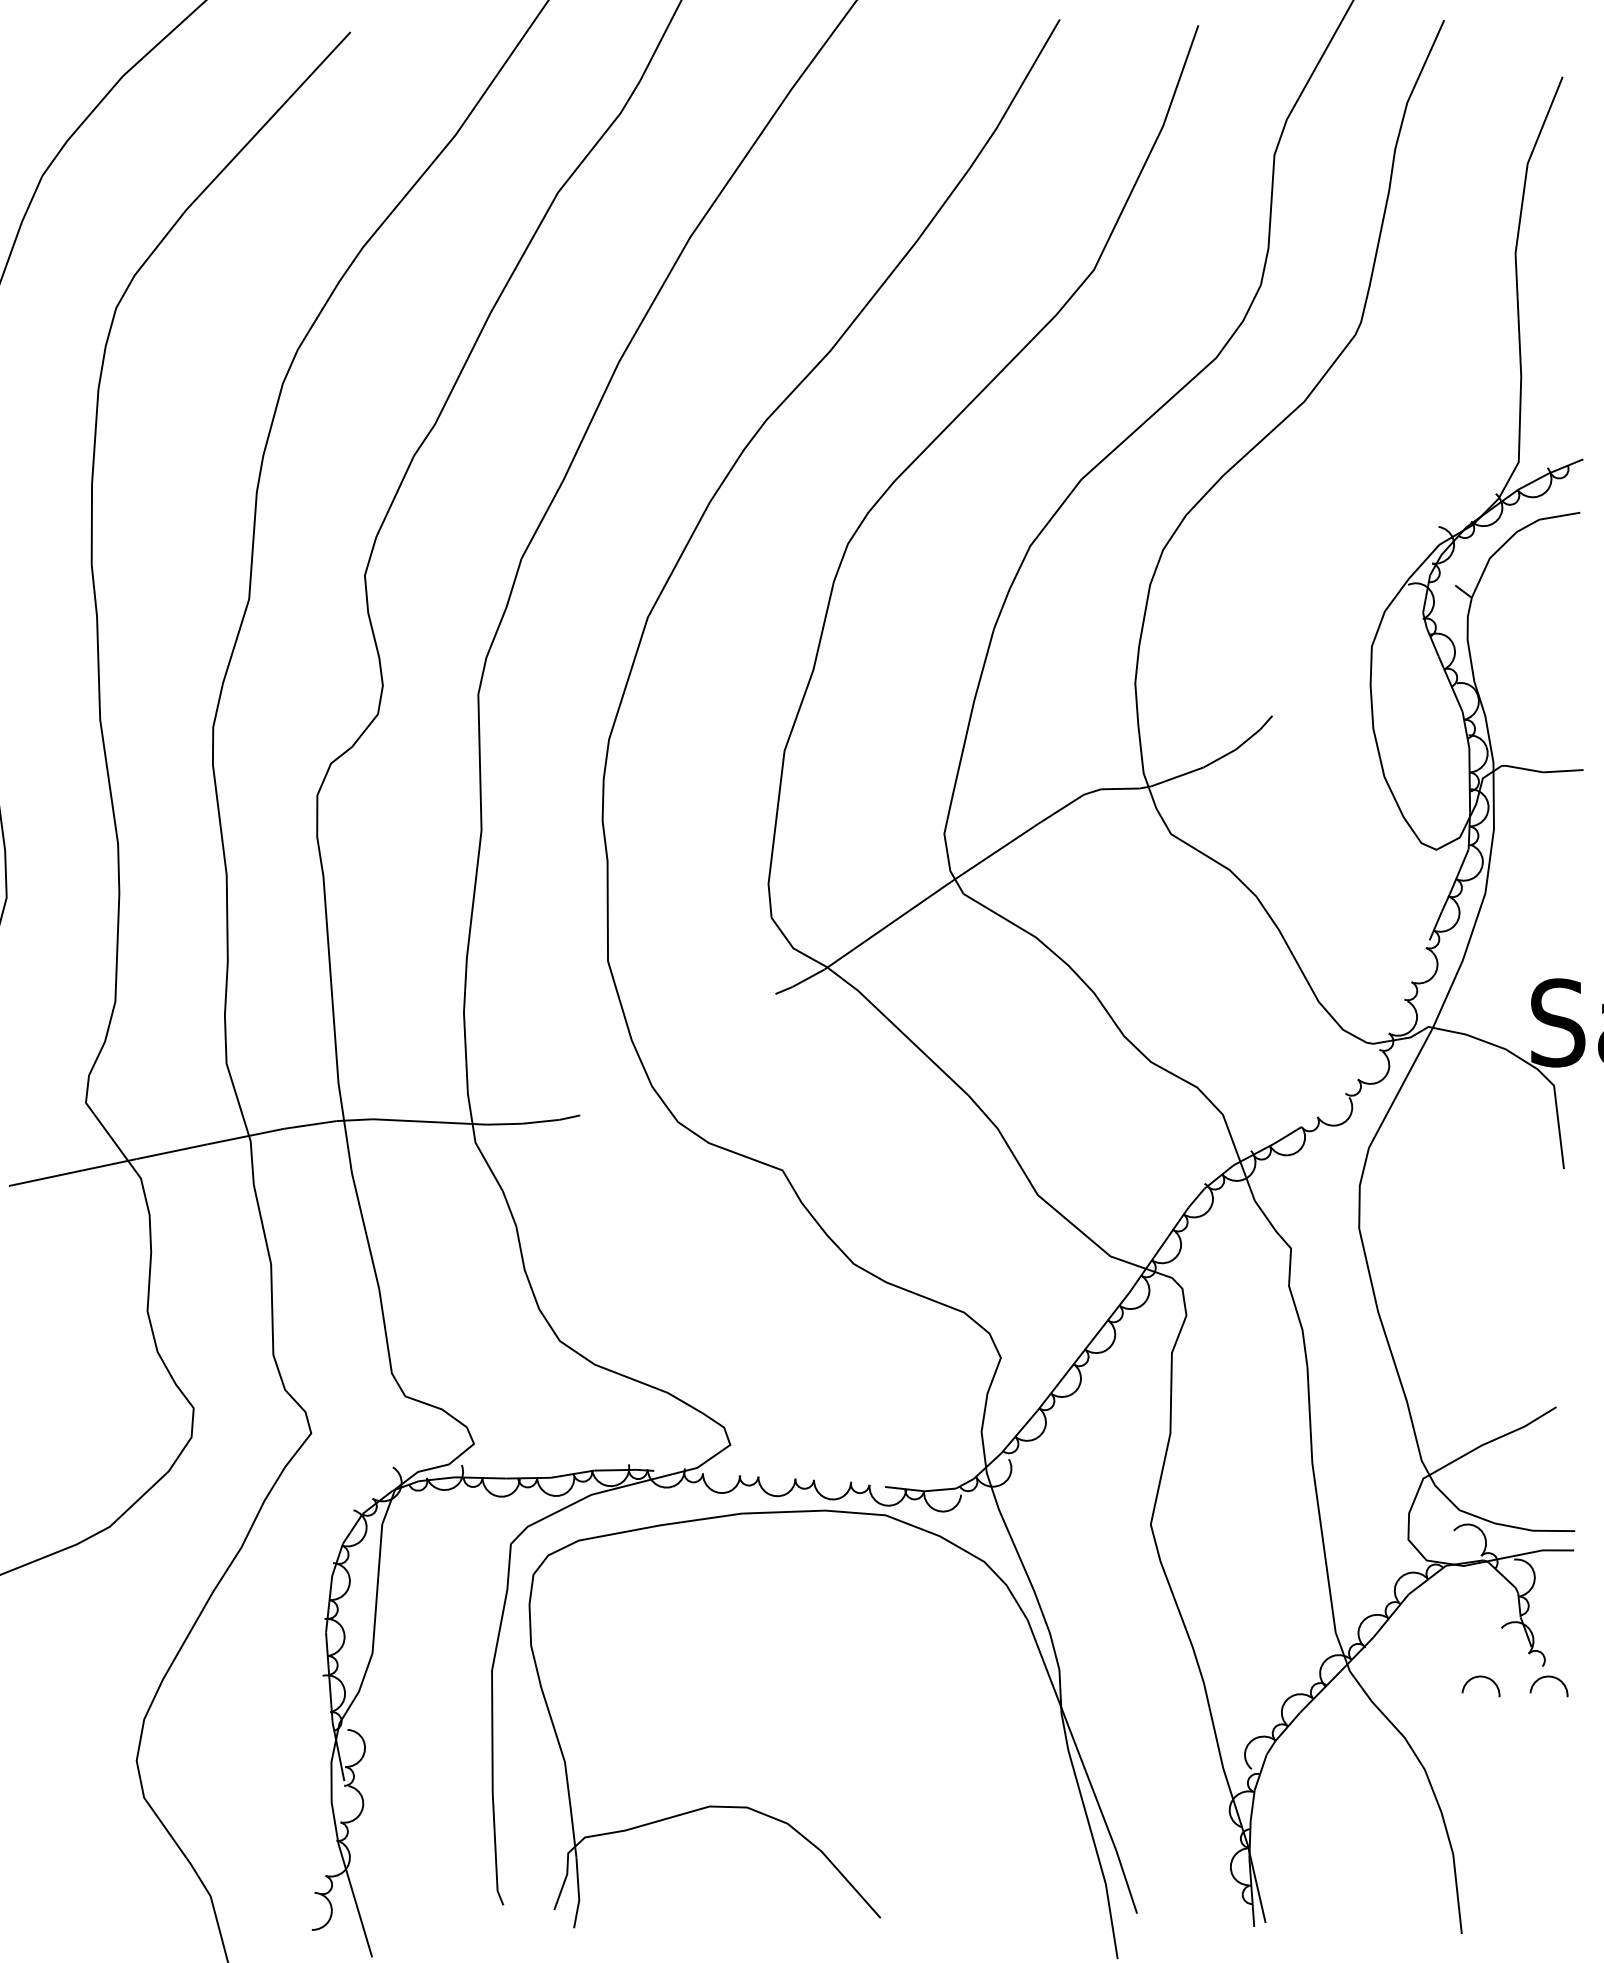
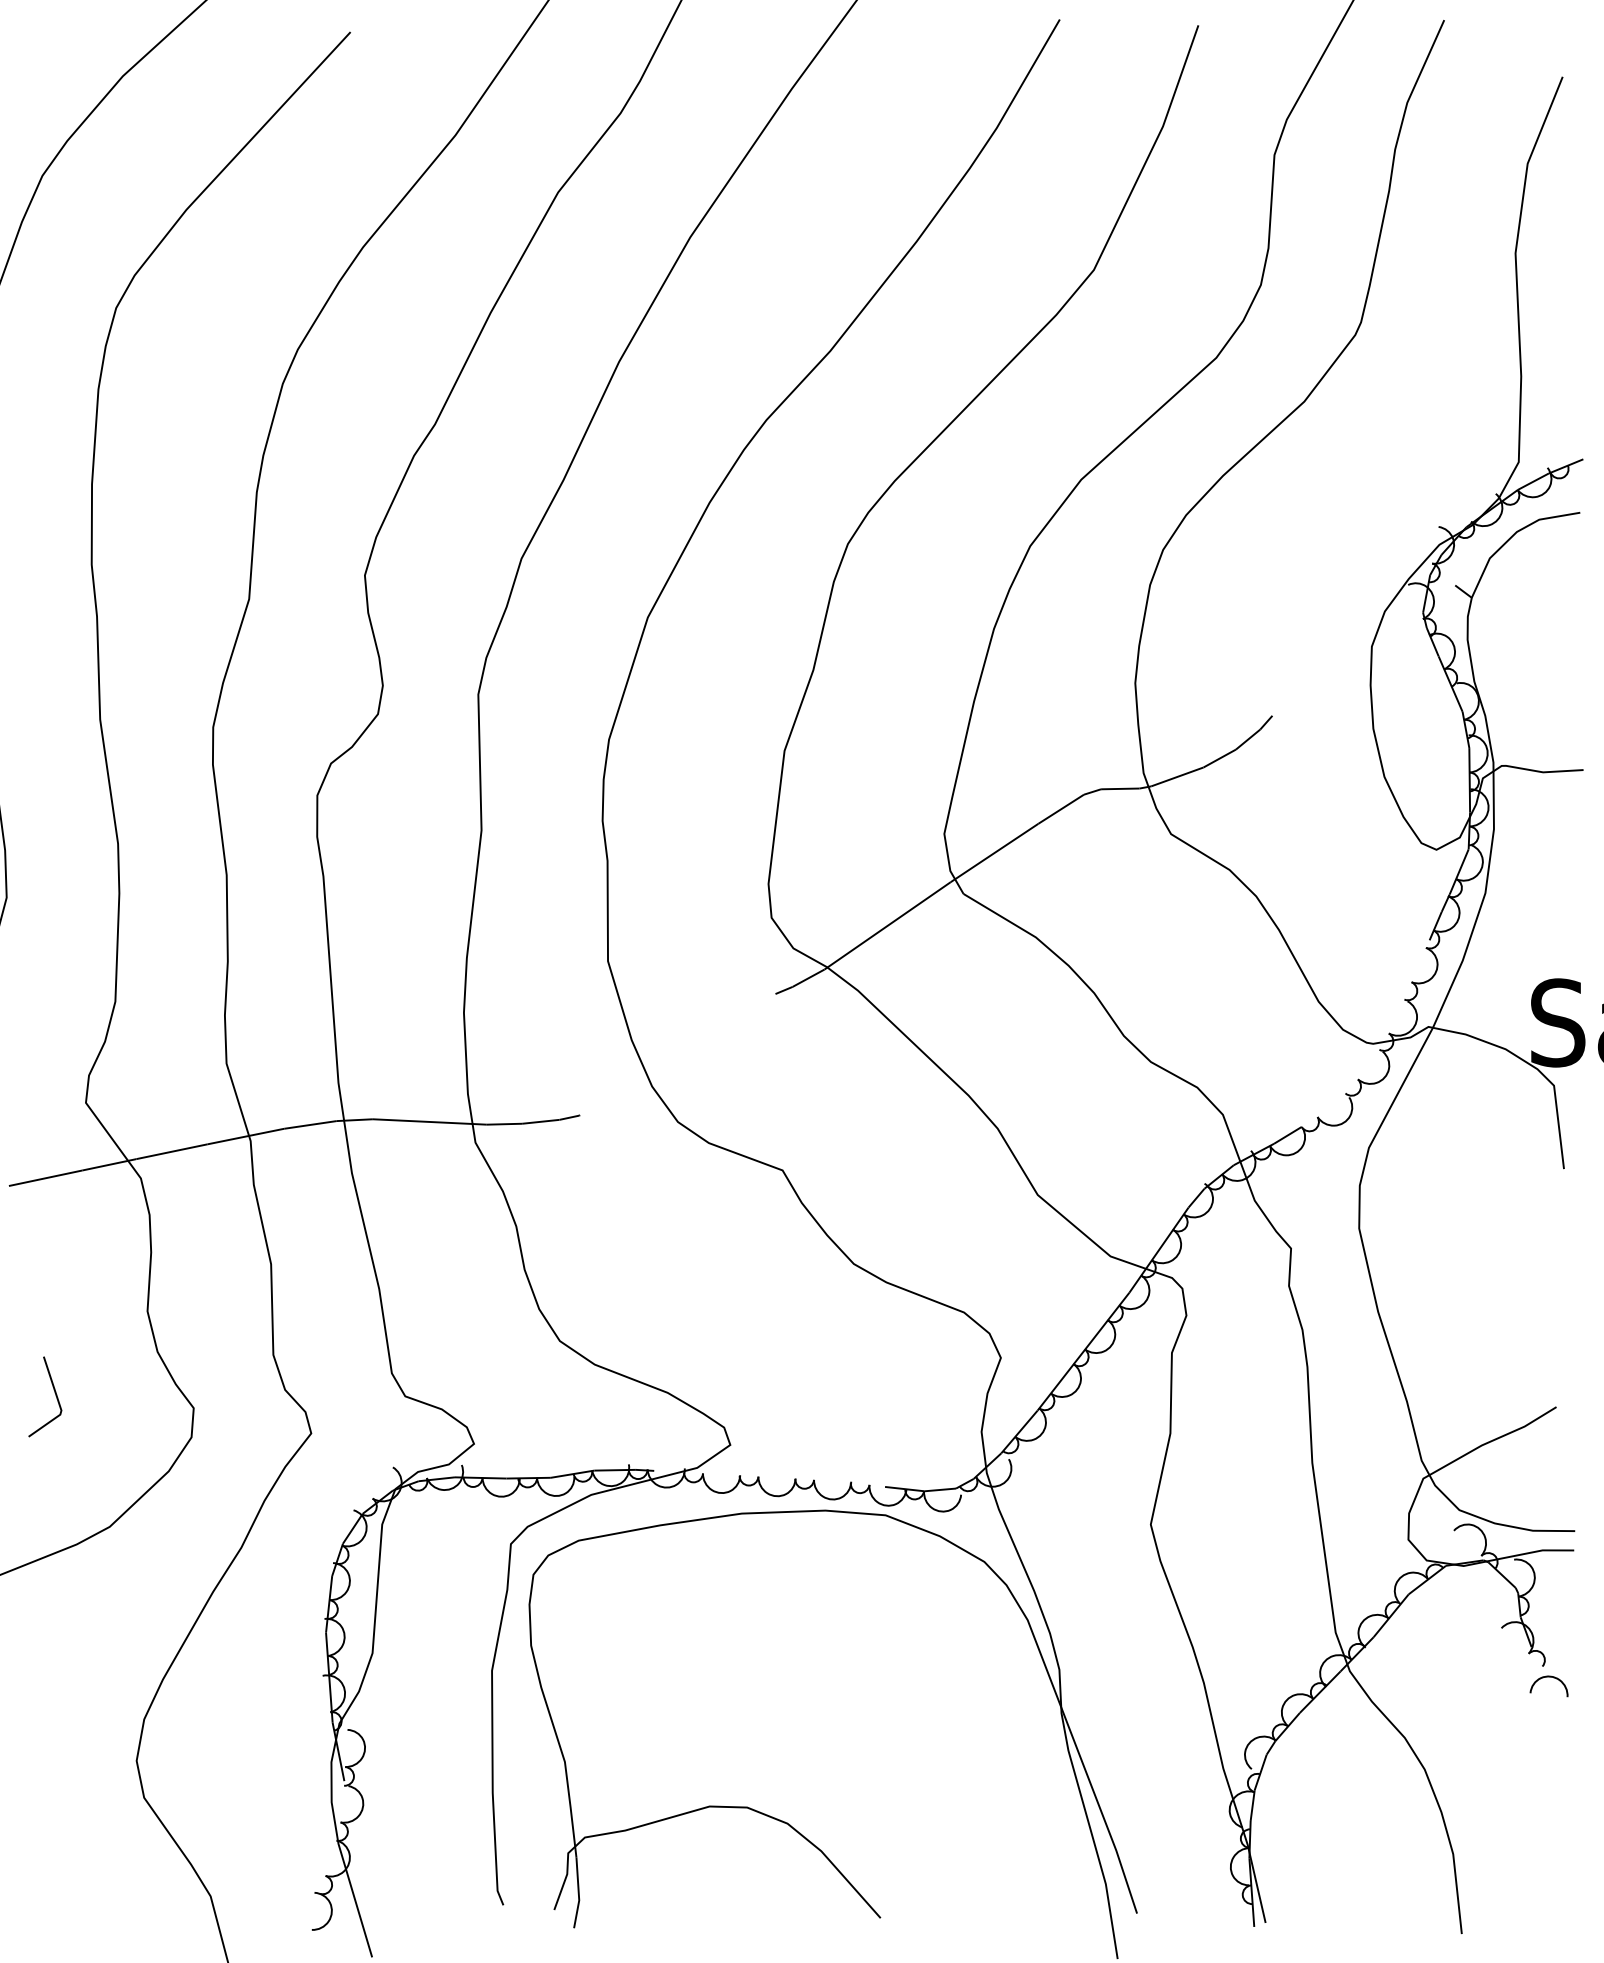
line: none -> present (54, 1393)
arc: present -> none (1480, 1677)
